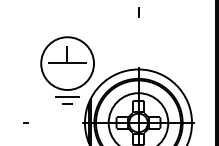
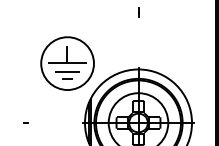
part position: (67, 100) -> (67, 75) (67, 75)
